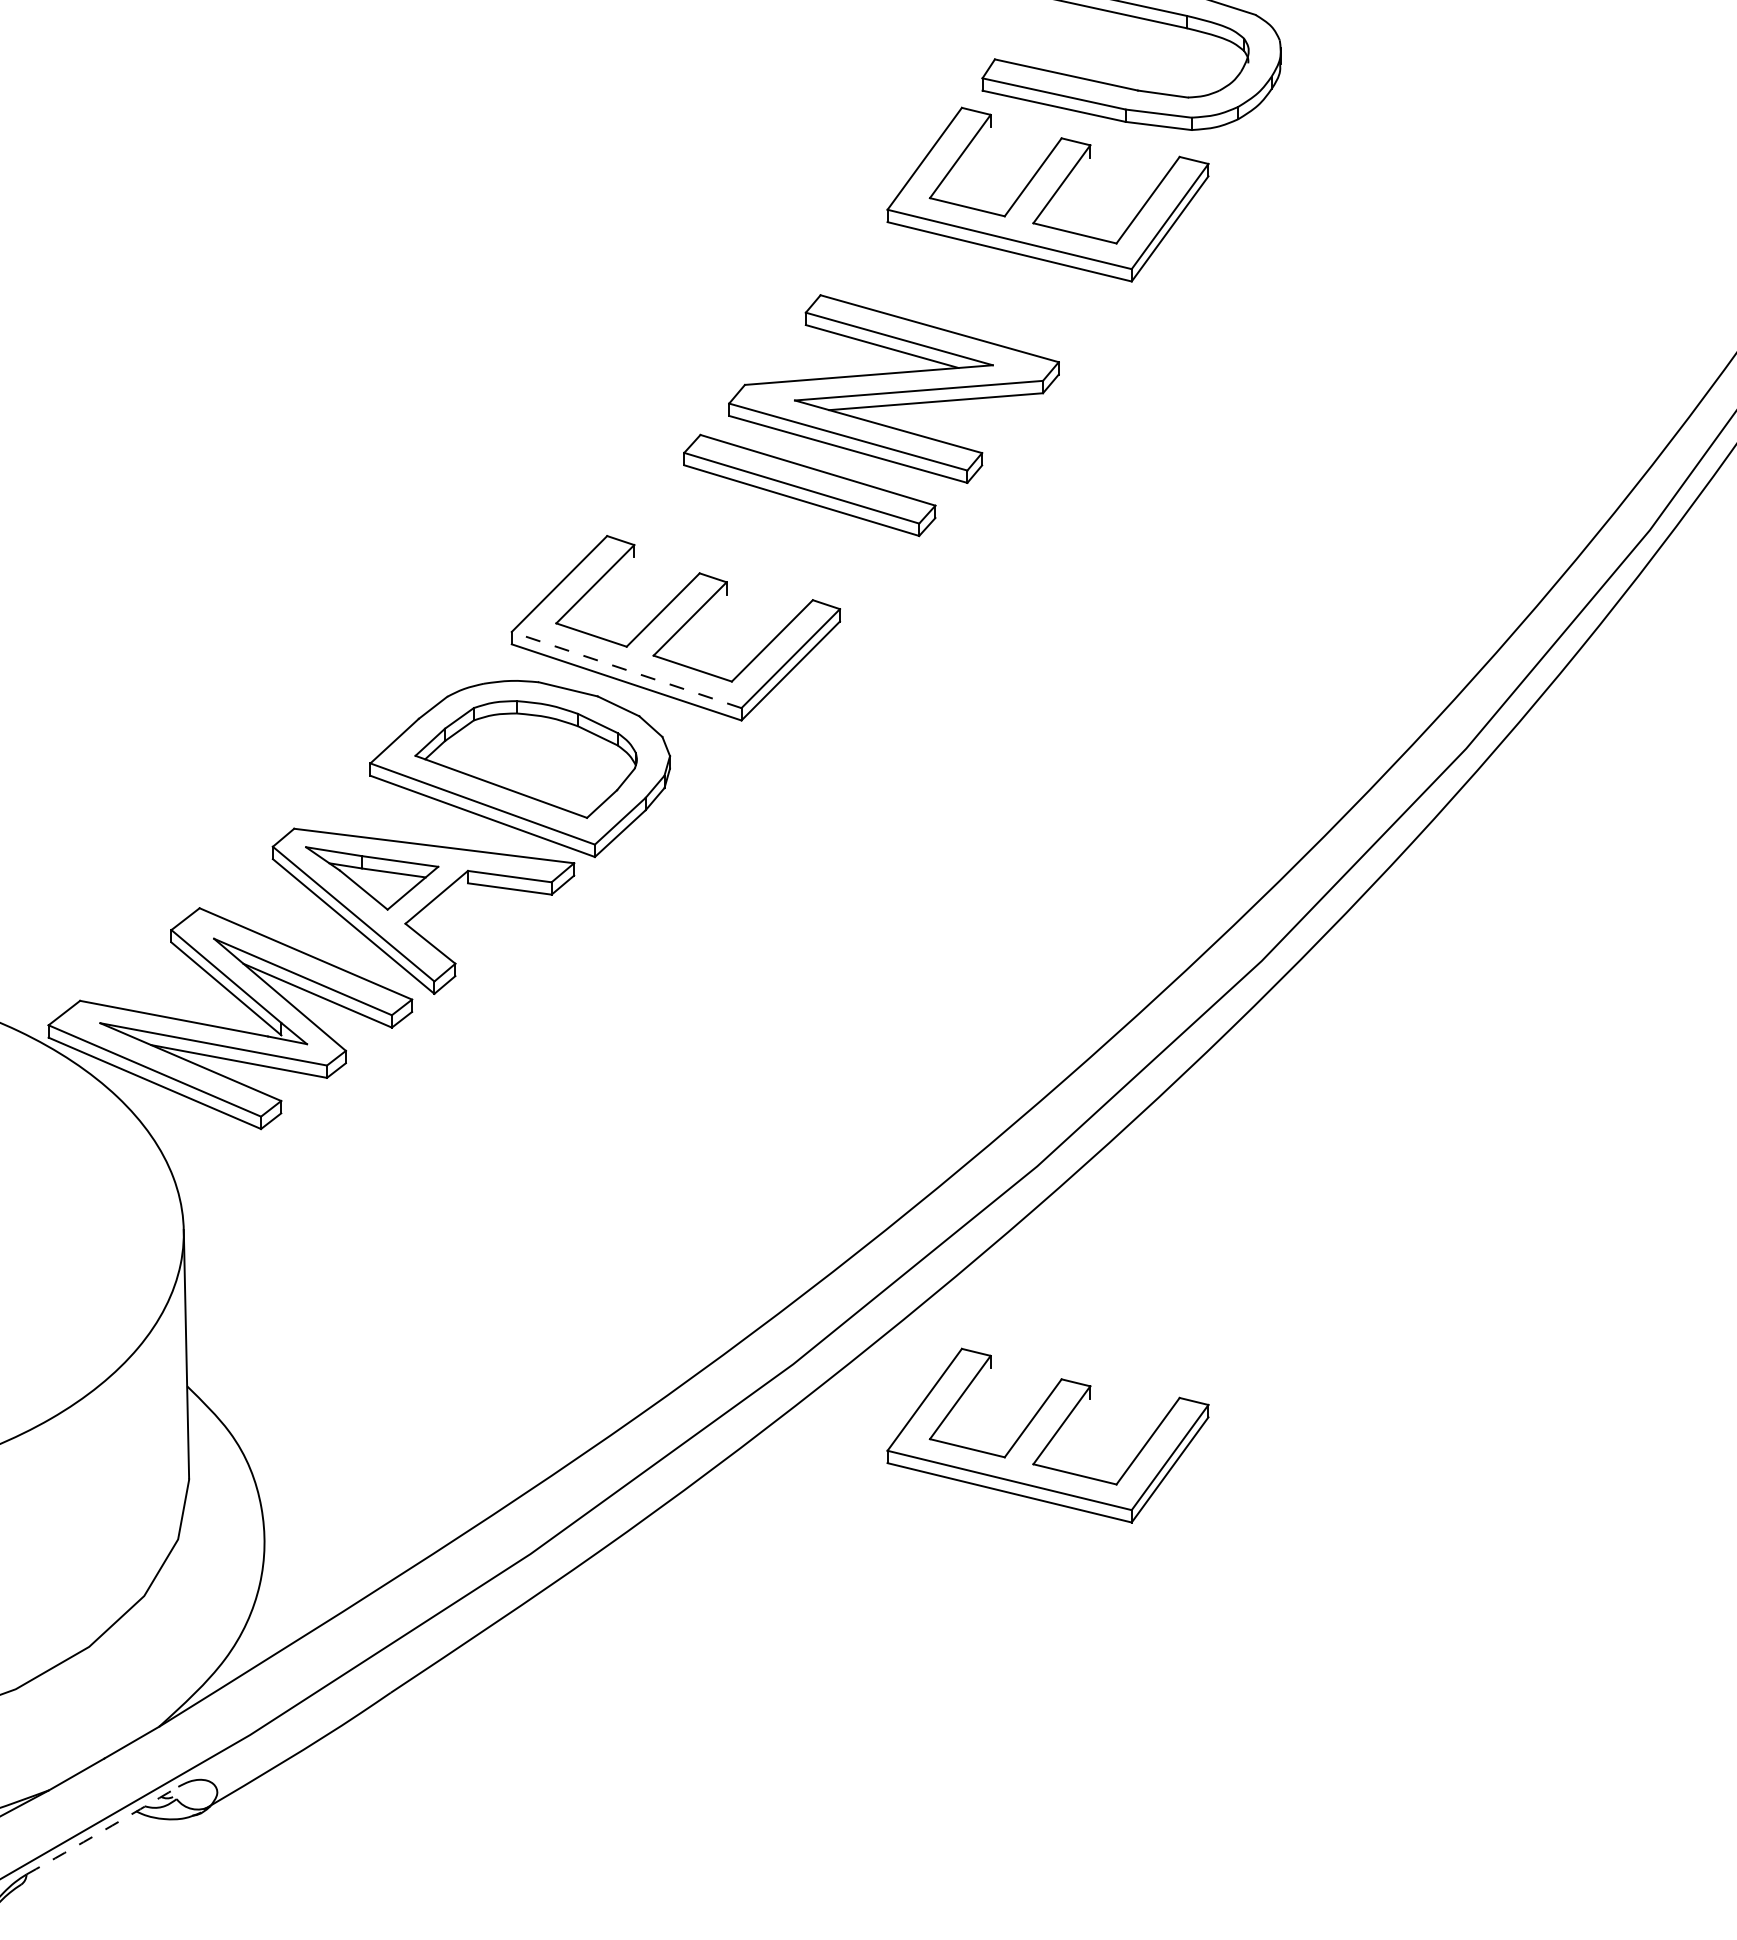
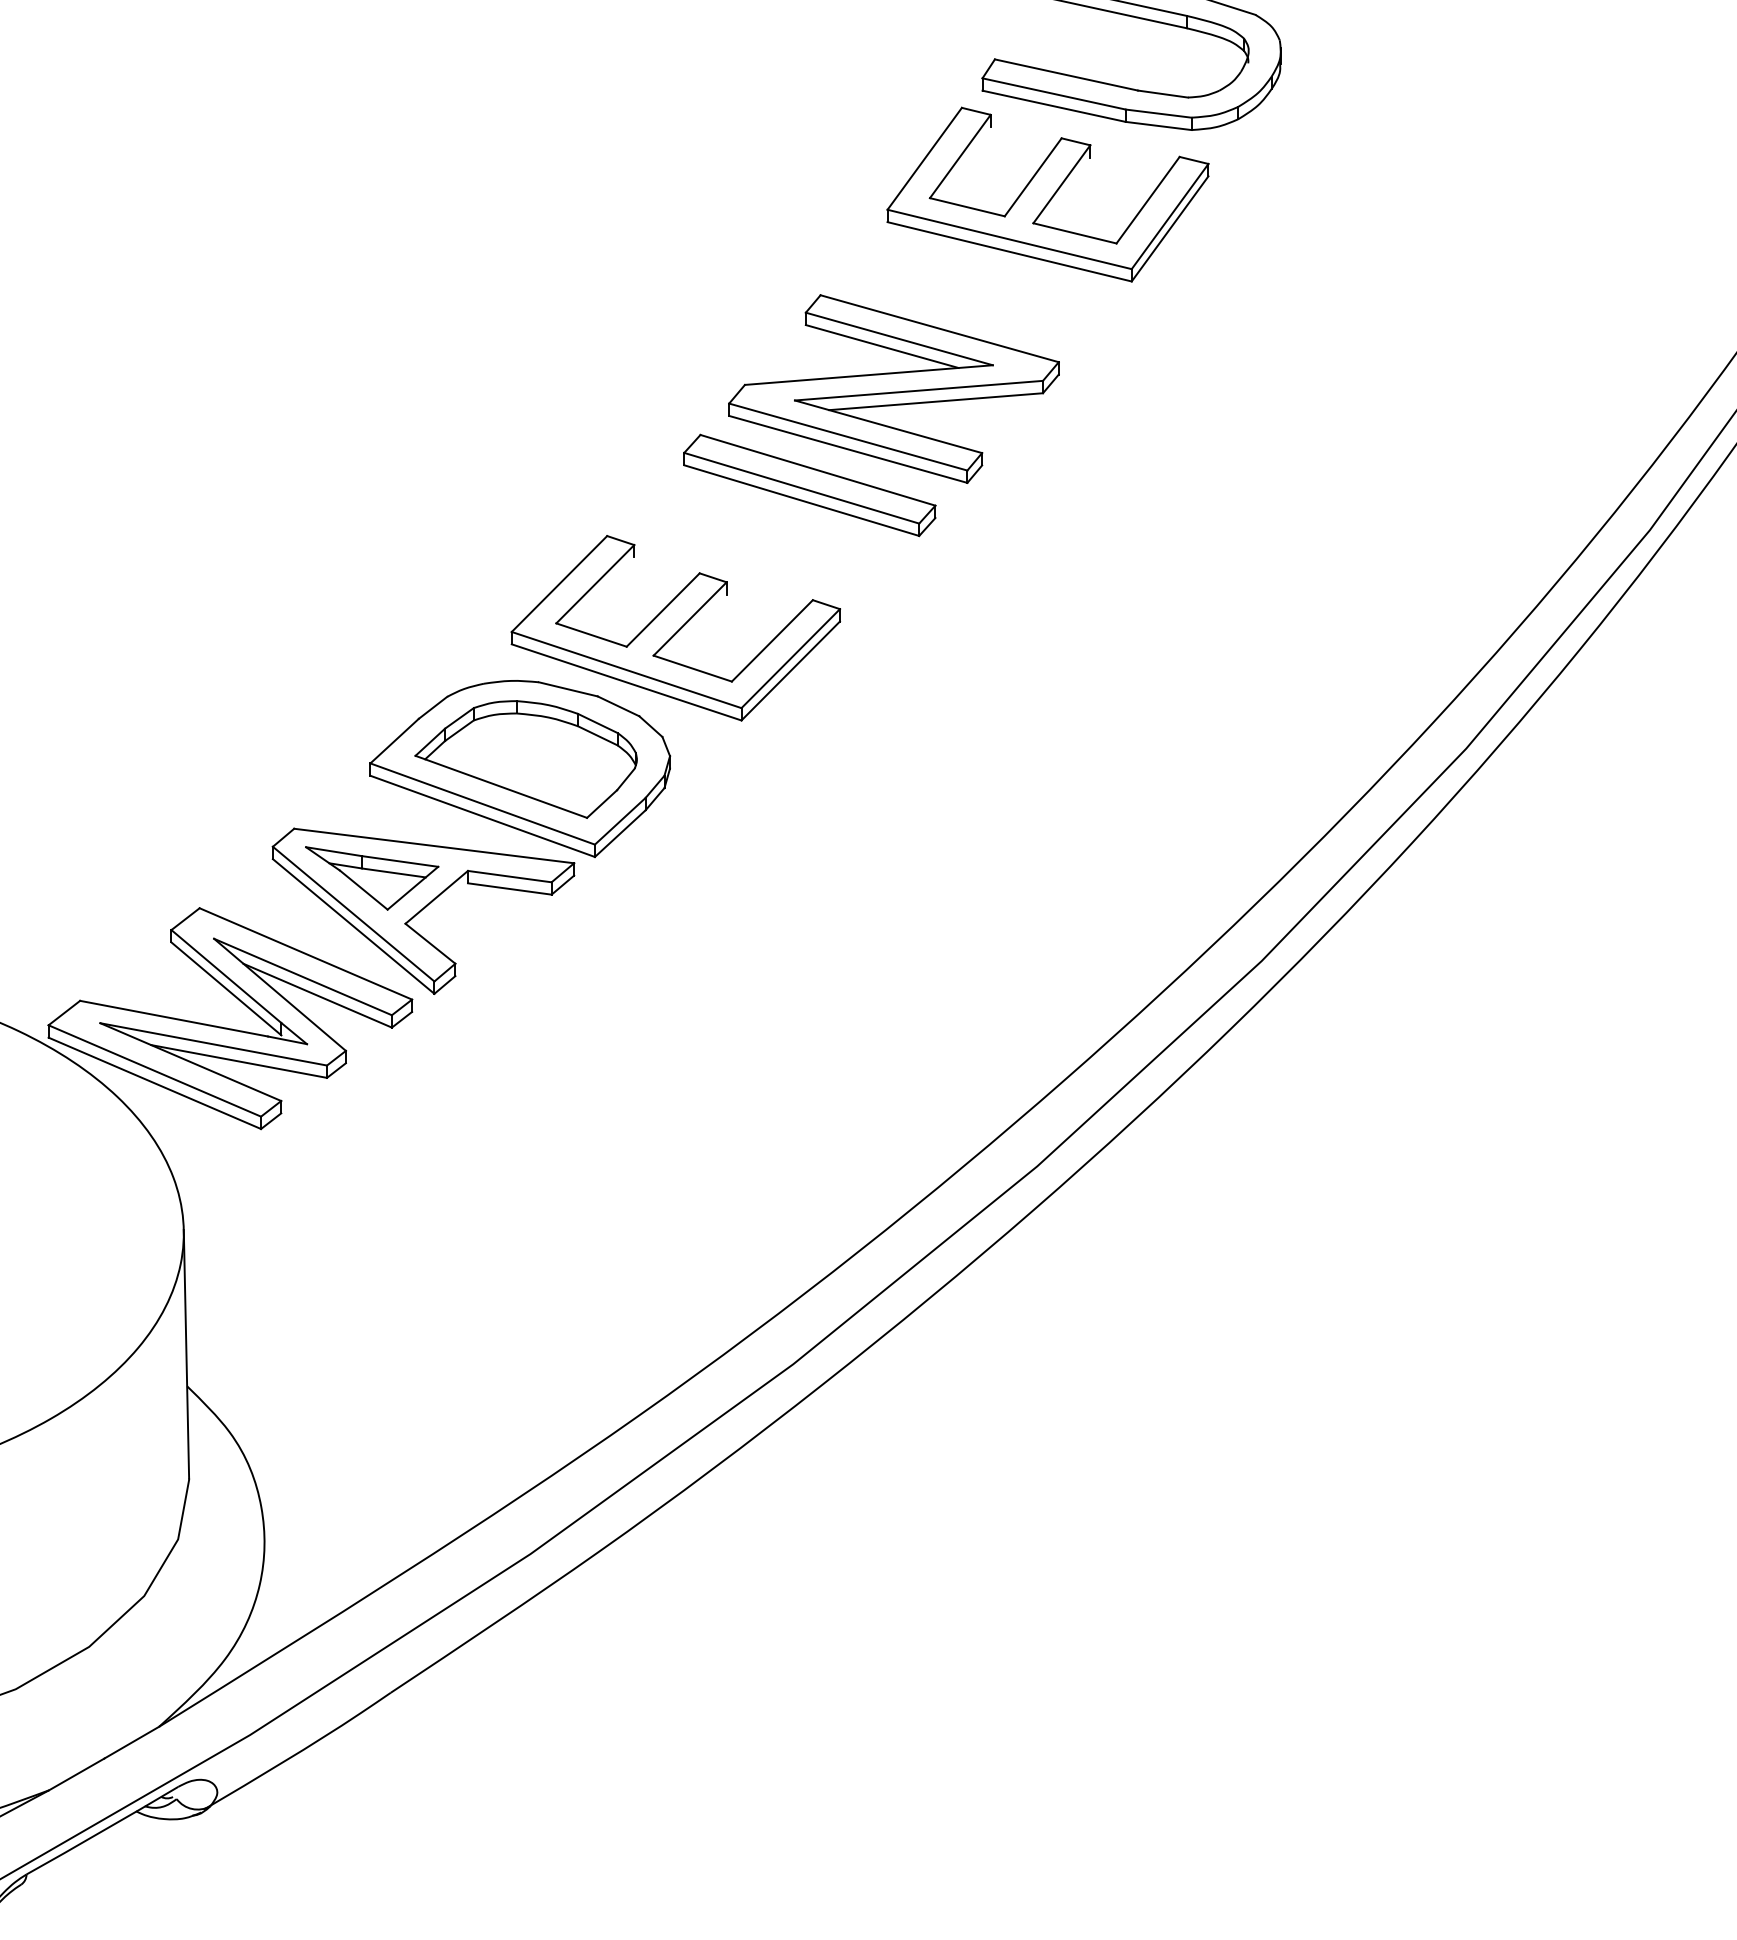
line: dashed -> solid (626, 669)
part: present -> none (1047, 1435)
arc: dashed -> solid (102, 1831)
